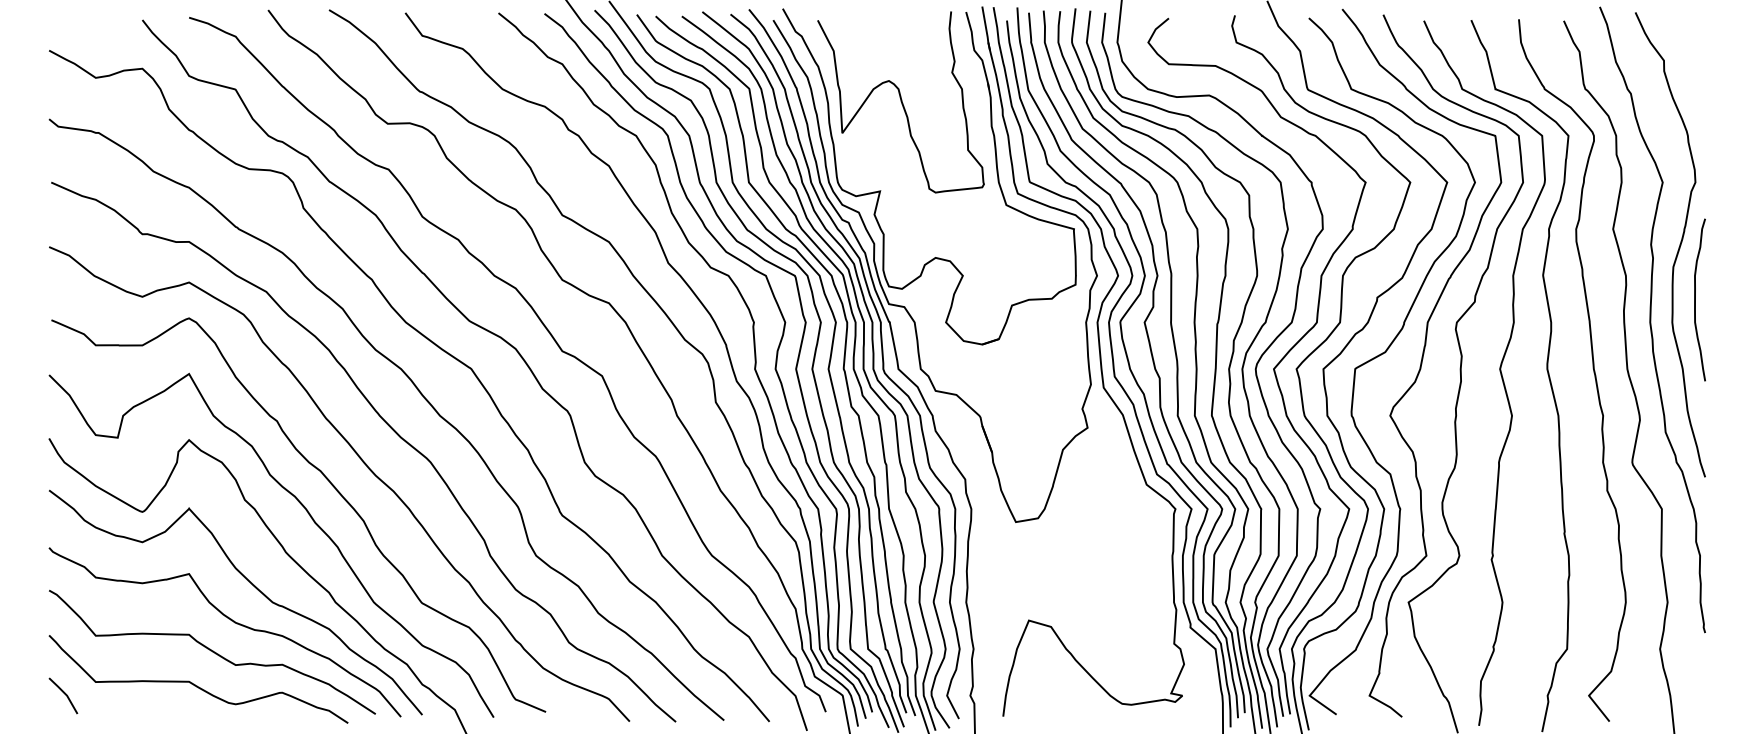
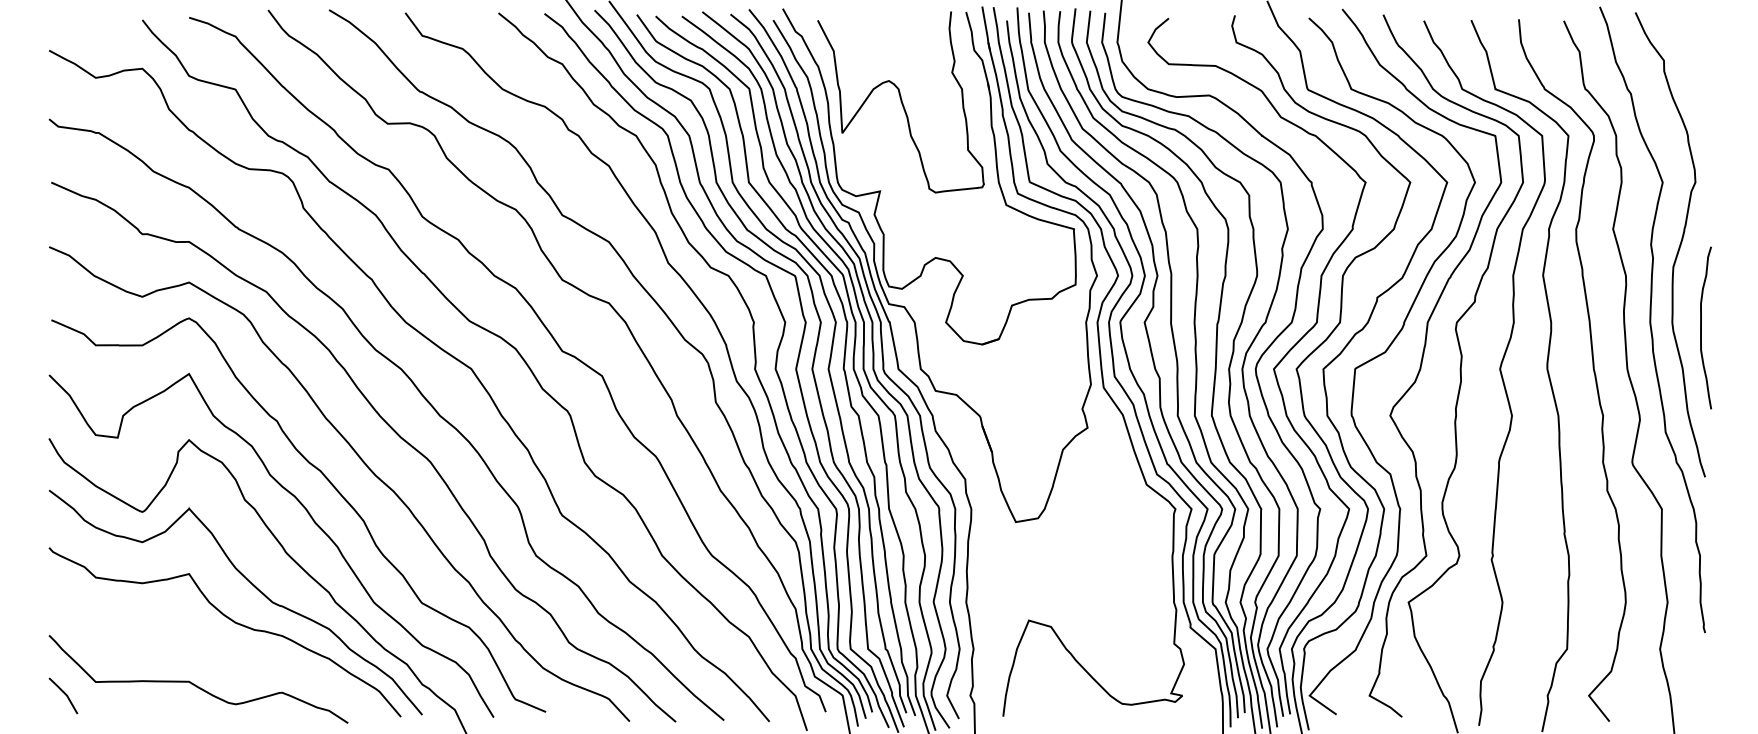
curve position: (1695, 299) -> (1701, 327) (1701, 327)
curve: present -> none (212, 651)
